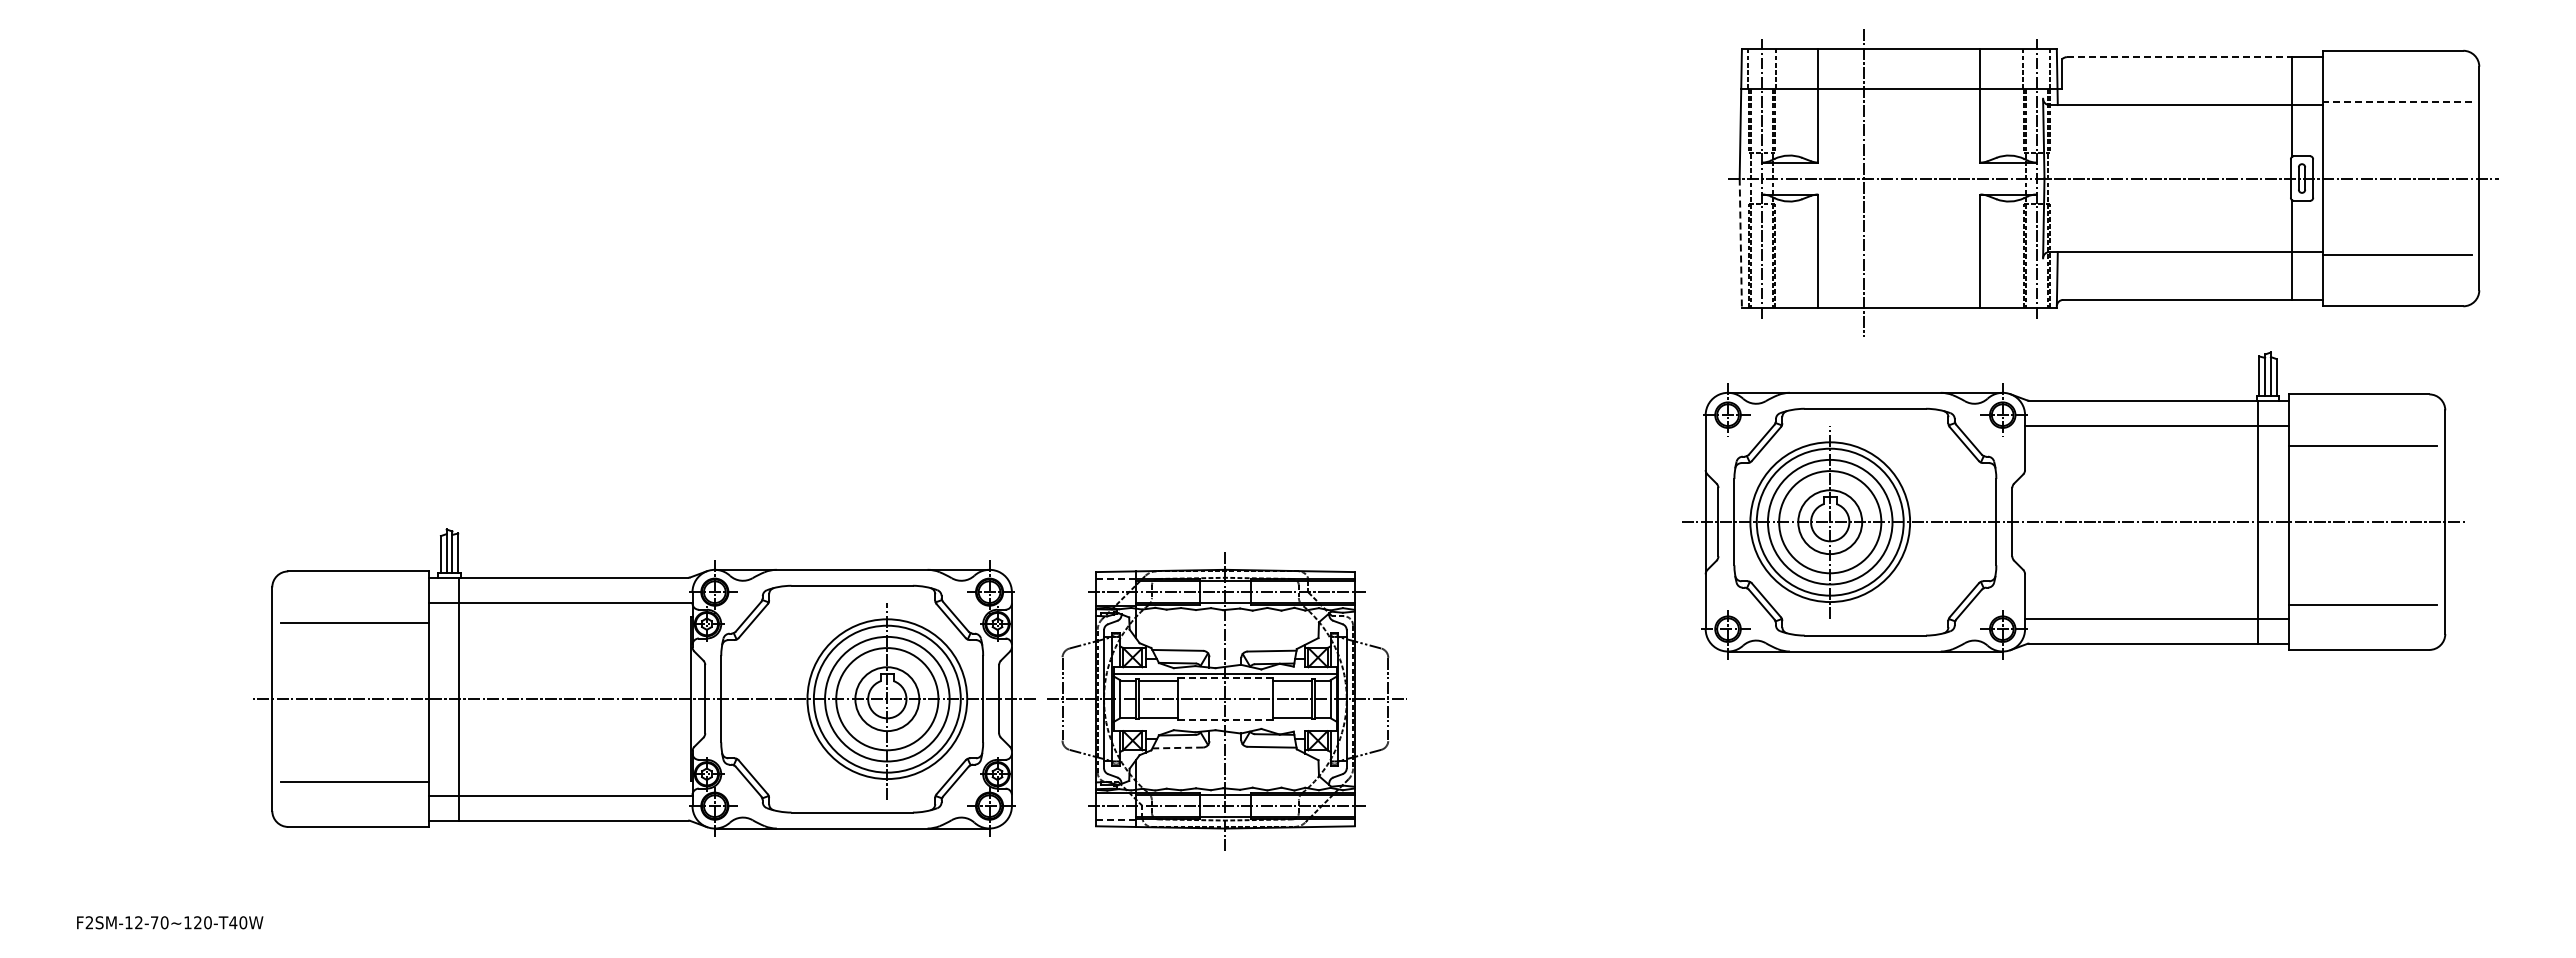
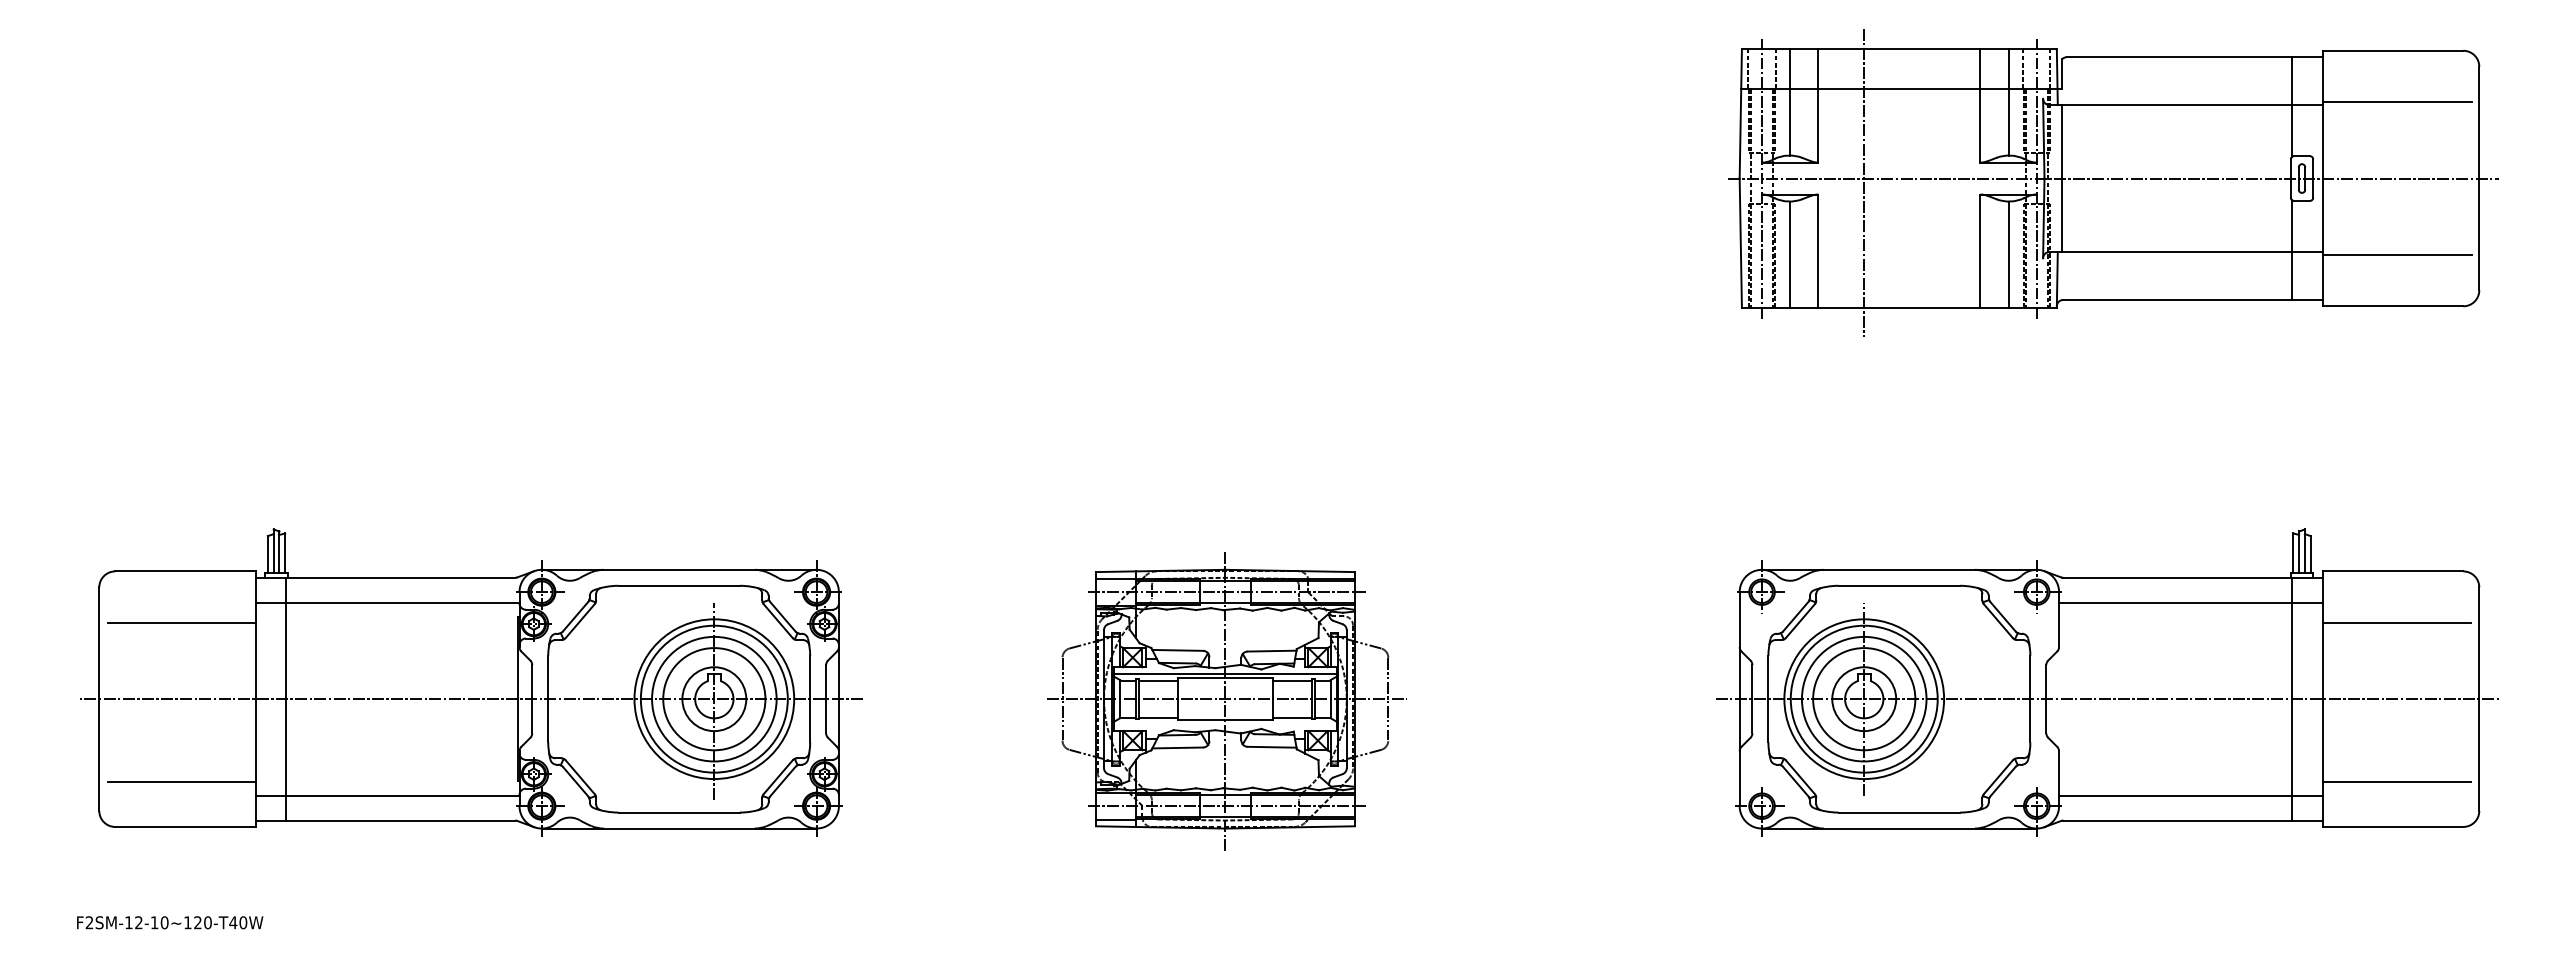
line: dashed -> solid (2179, 57)
line: dashed -> solid (2397, 101)
line: none -> present (1789, 102)
line: none -> present (2009, 102)
line: none -> present (2062, 178)
line: dashed -> solid (1740, 243)
line: none -> present (1789, 254)
line: none -> present (2009, 254)
part position: (2073, 505) -> (2107, 682) (2107, 682)
line: dashed -> solid (1116, 578)
line: dashed -> solid (1225, 678)
part position: (644, 682) -> (471, 682) (471, 682)
line: dashed -> solid (1225, 719)
line: dashed -> solid (1177, 747)
line: dashed -> solid (1116, 819)
text: F2SM-12-70~120-T40W -> F2SM-12-10~120-T40W (154, 922)
